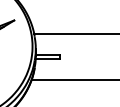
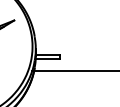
line: present -> none (75, 34)
line position: (73, 79) -> (73, 70) (73, 70)
